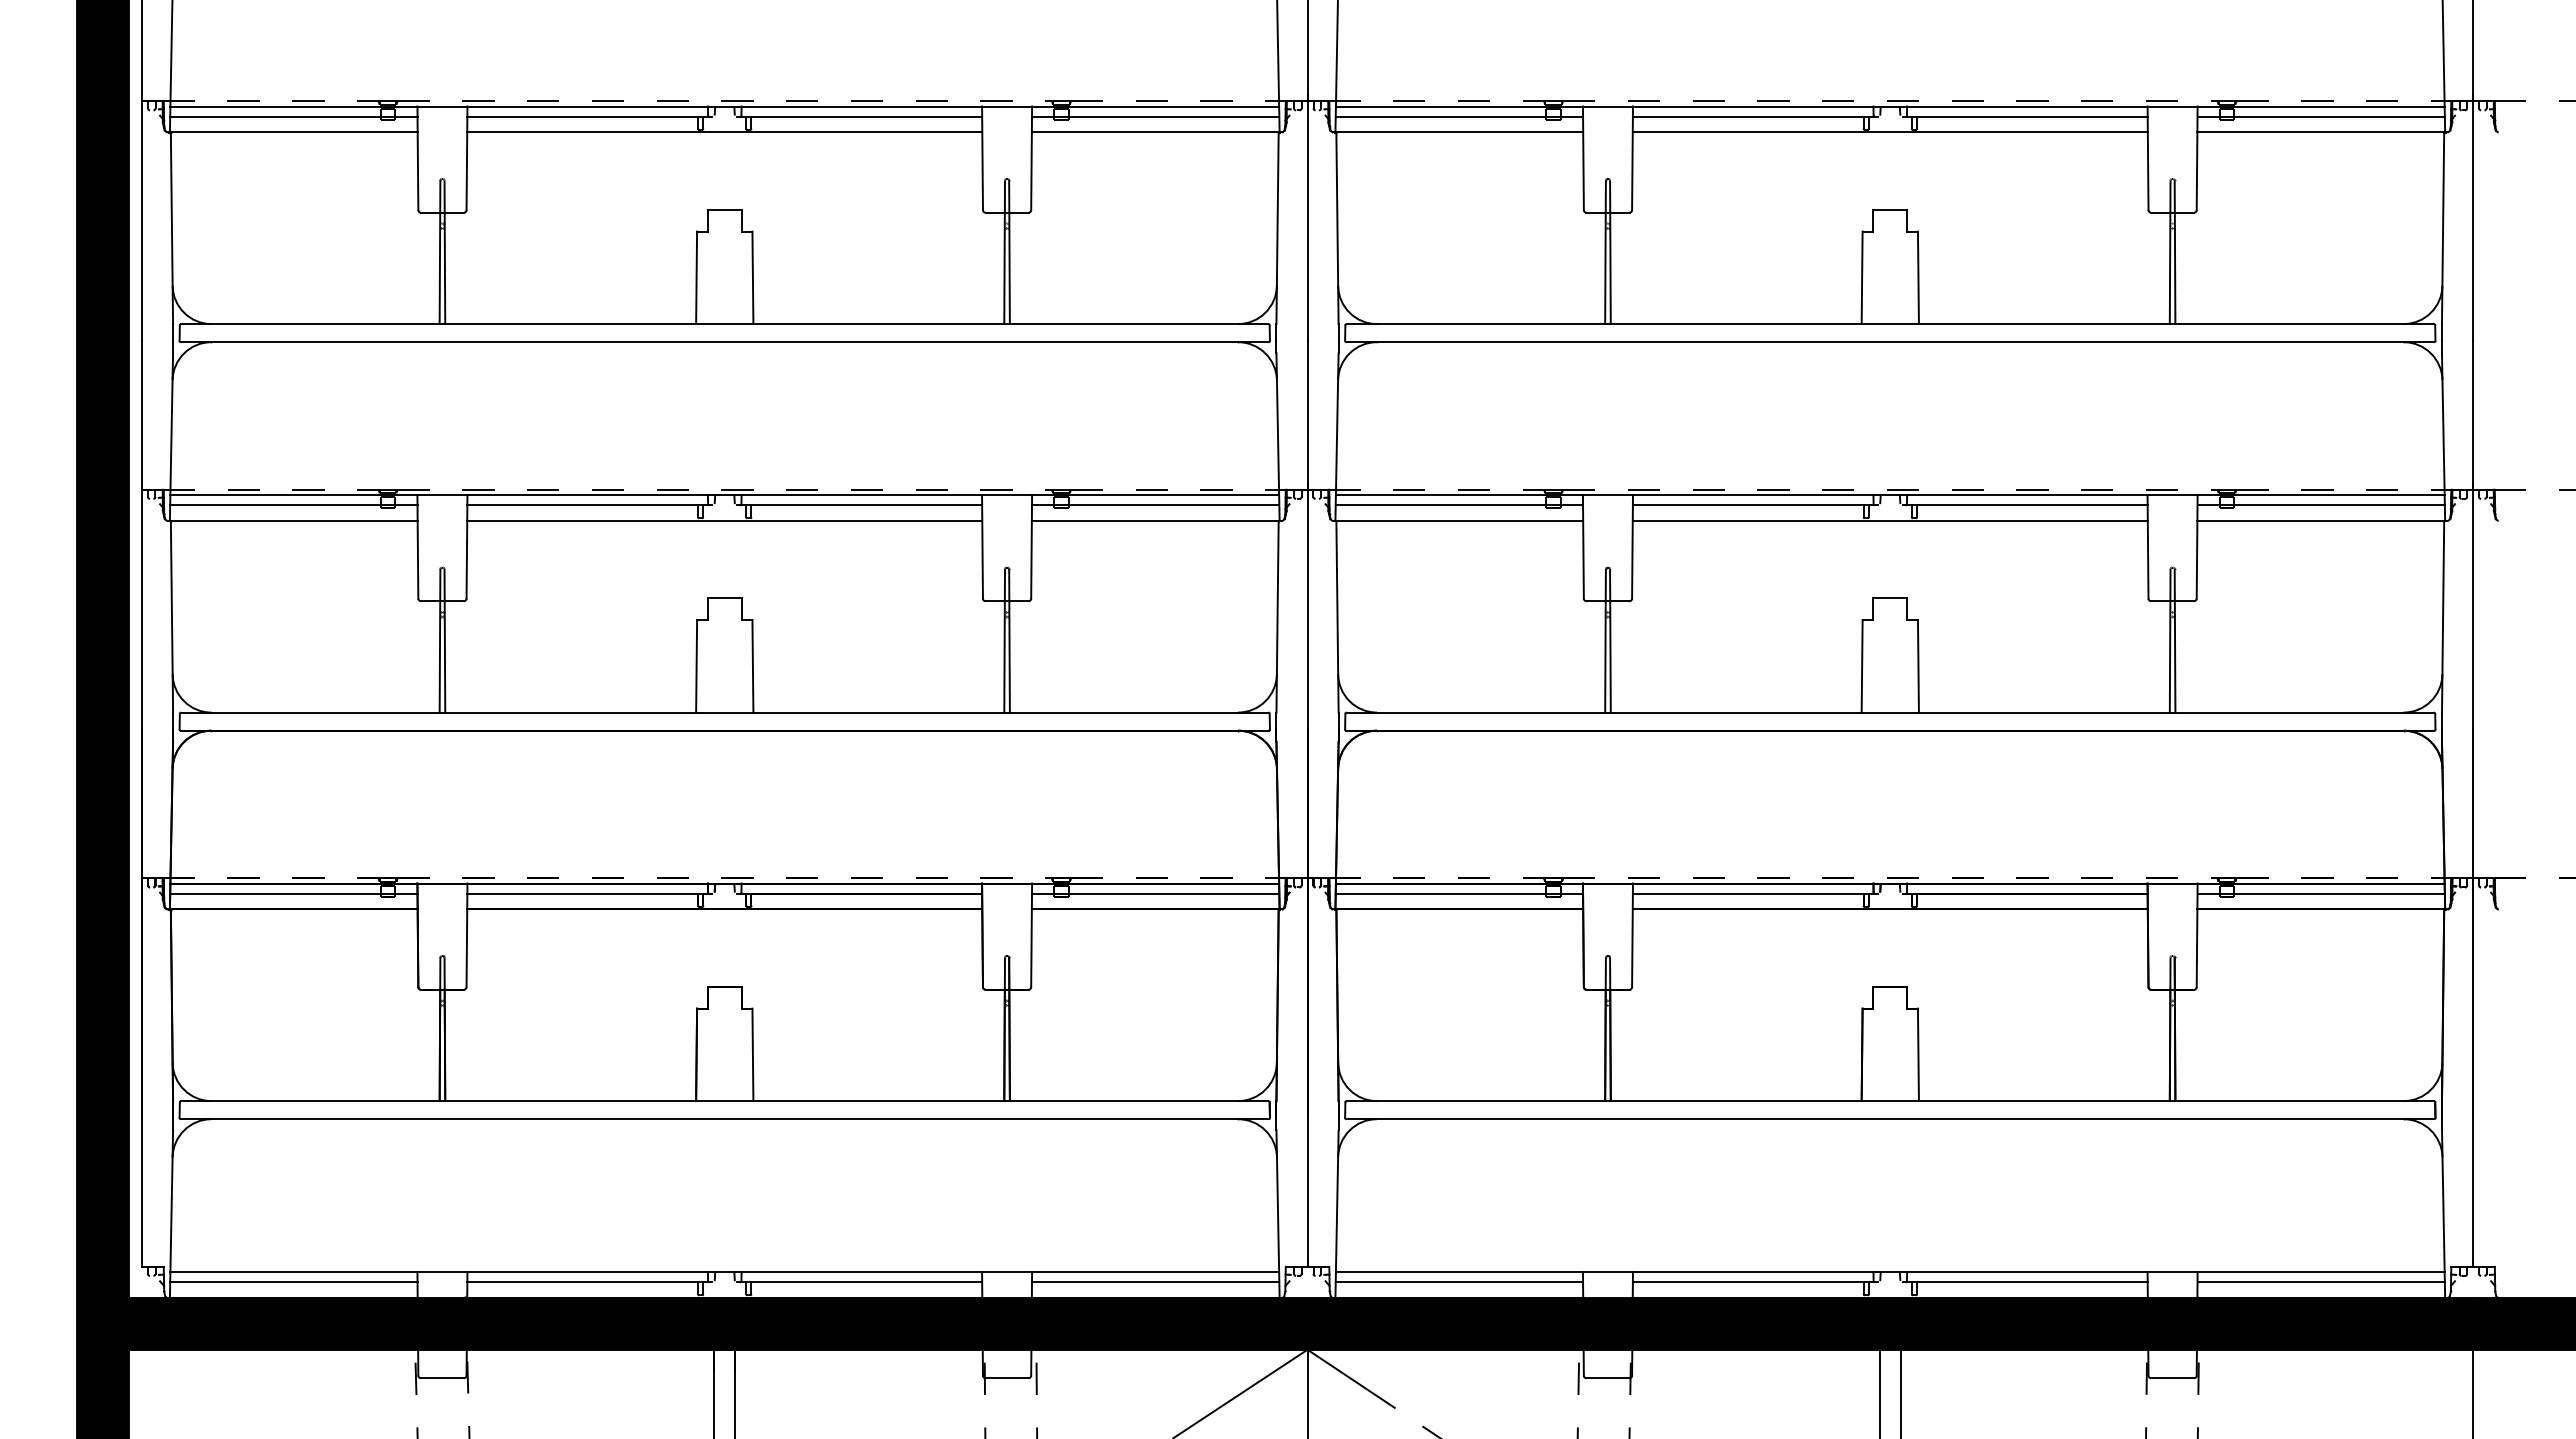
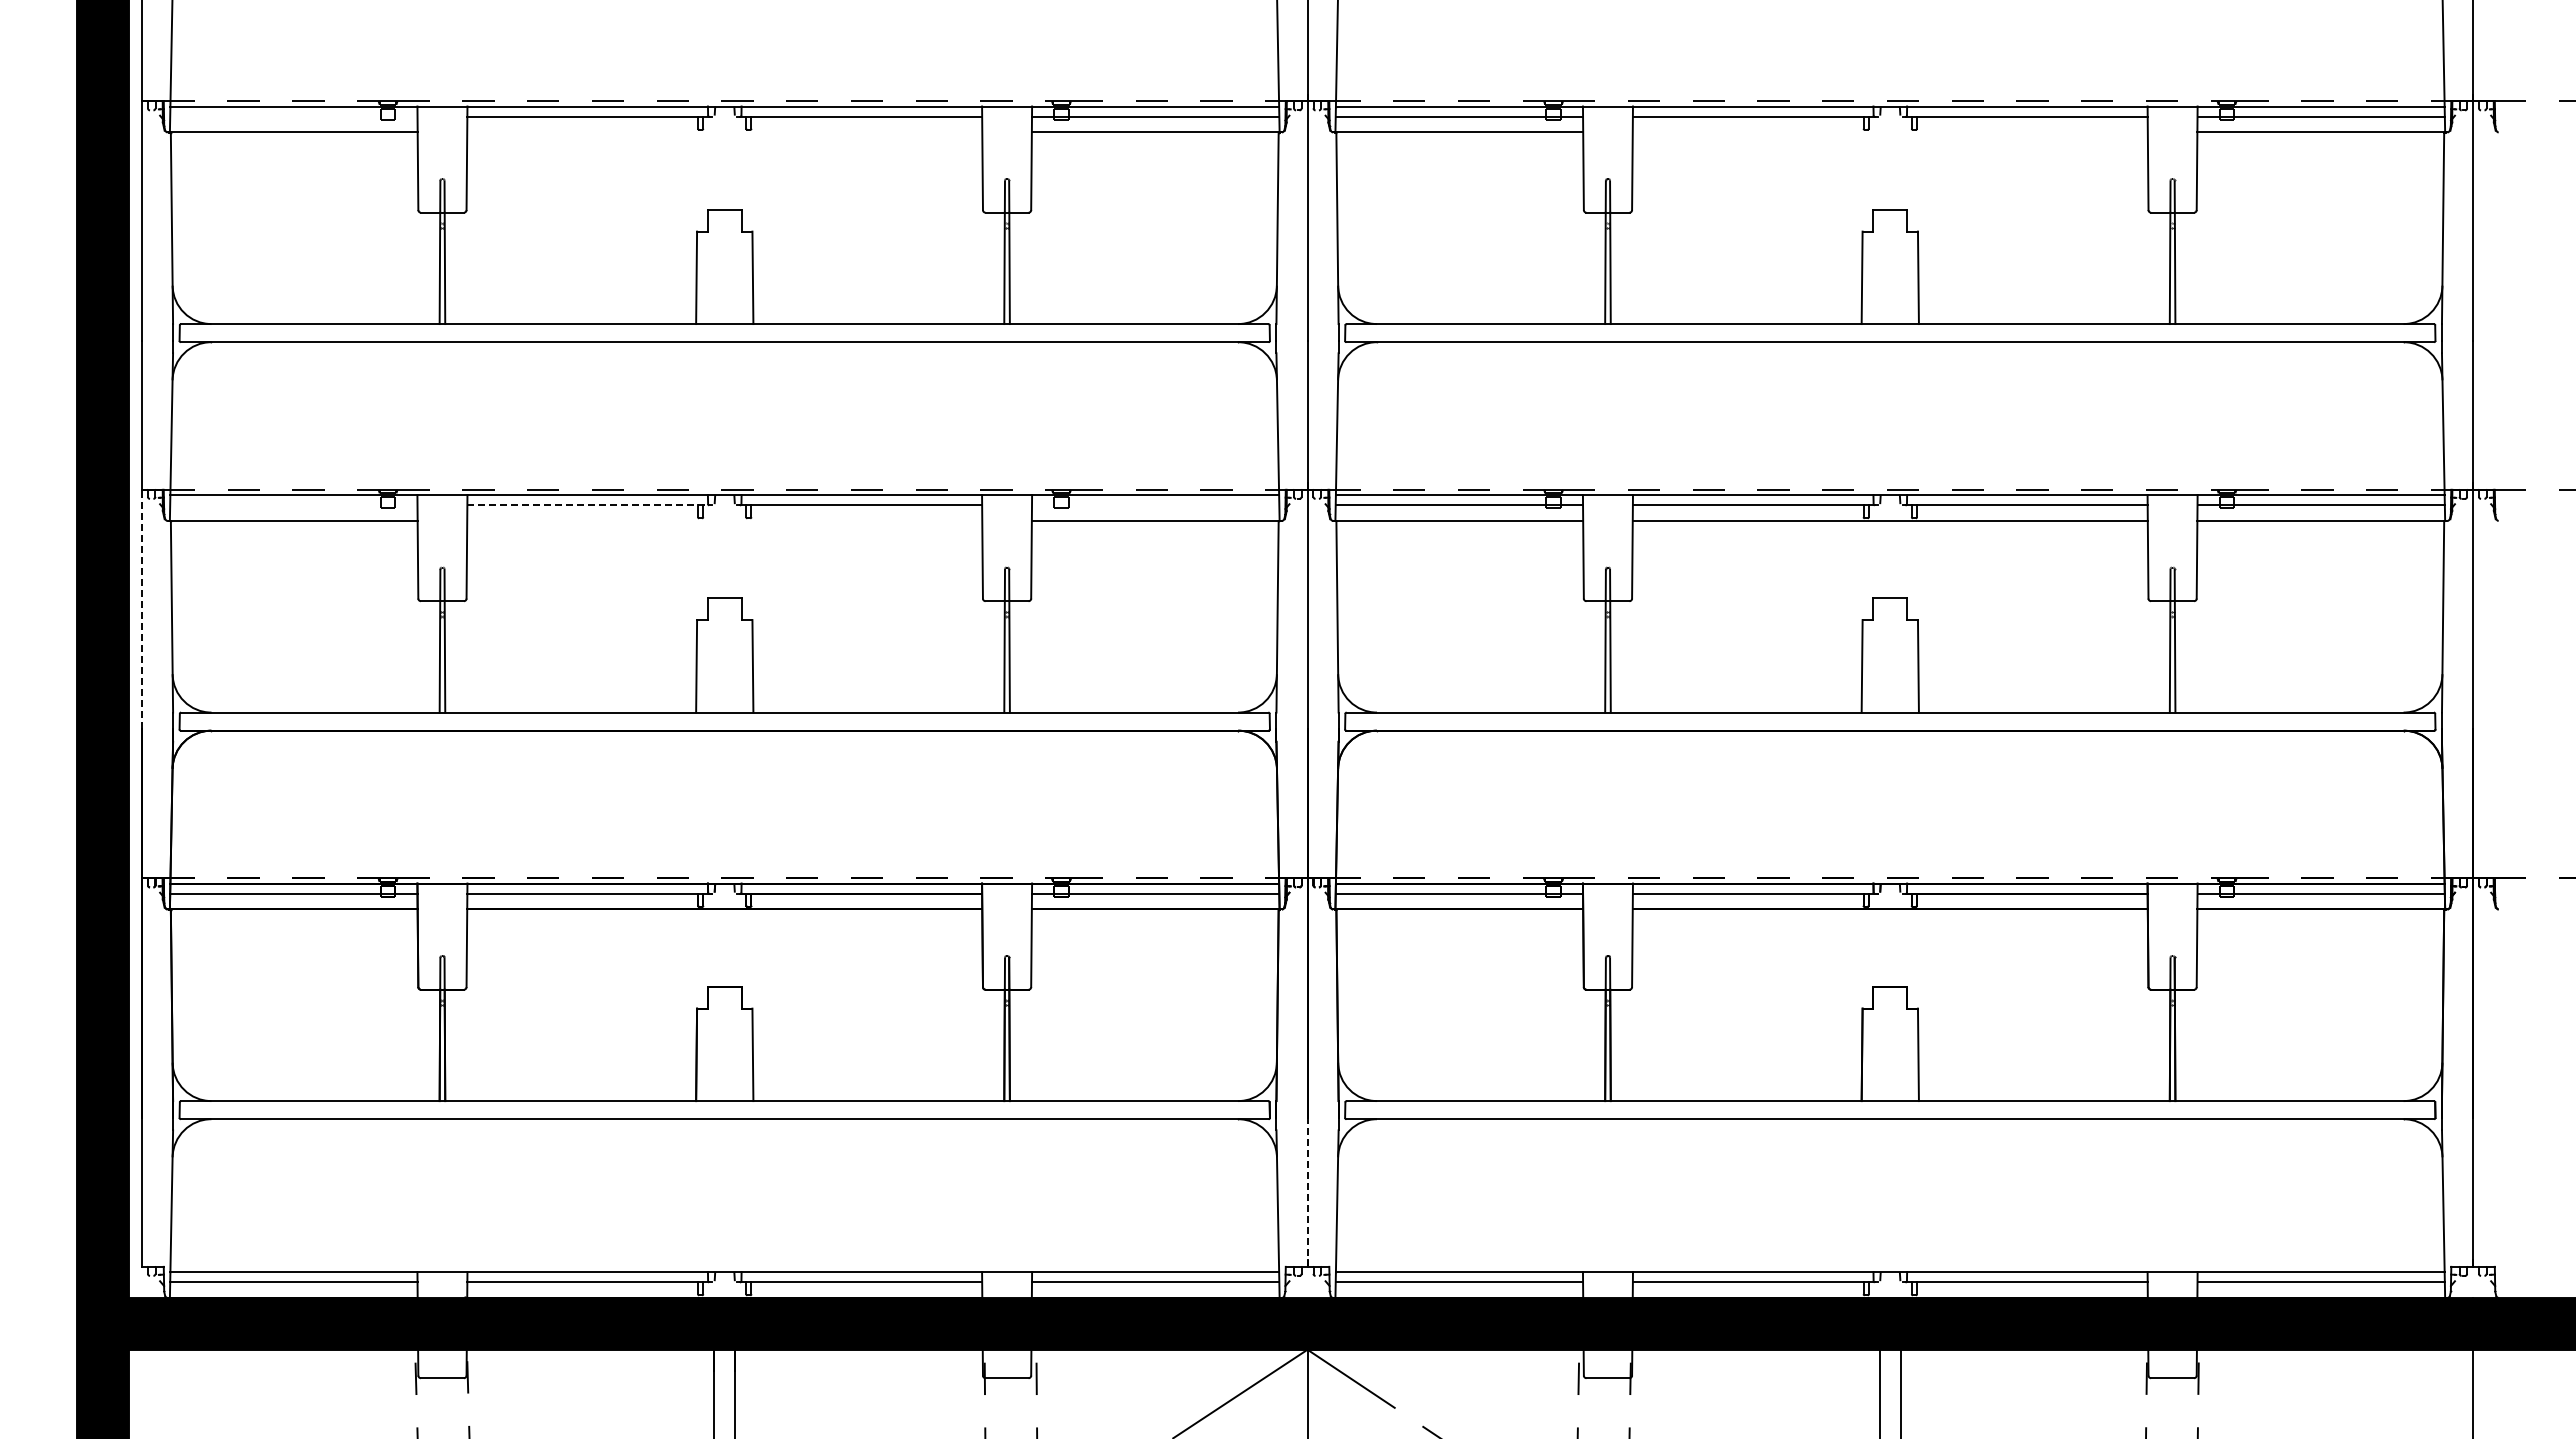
line: present -> none (293, 116)
line: present -> none (724, 132)
line: present -> none (1889, 132)
line: present -> none (293, 505)
line: solid -> dashed (588, 505)
line: present -> none (1155, 505)
line: present -> none (724, 520)
line: solid -> dashed (142, 609)
line: solid -> dashed (1307, 1191)
